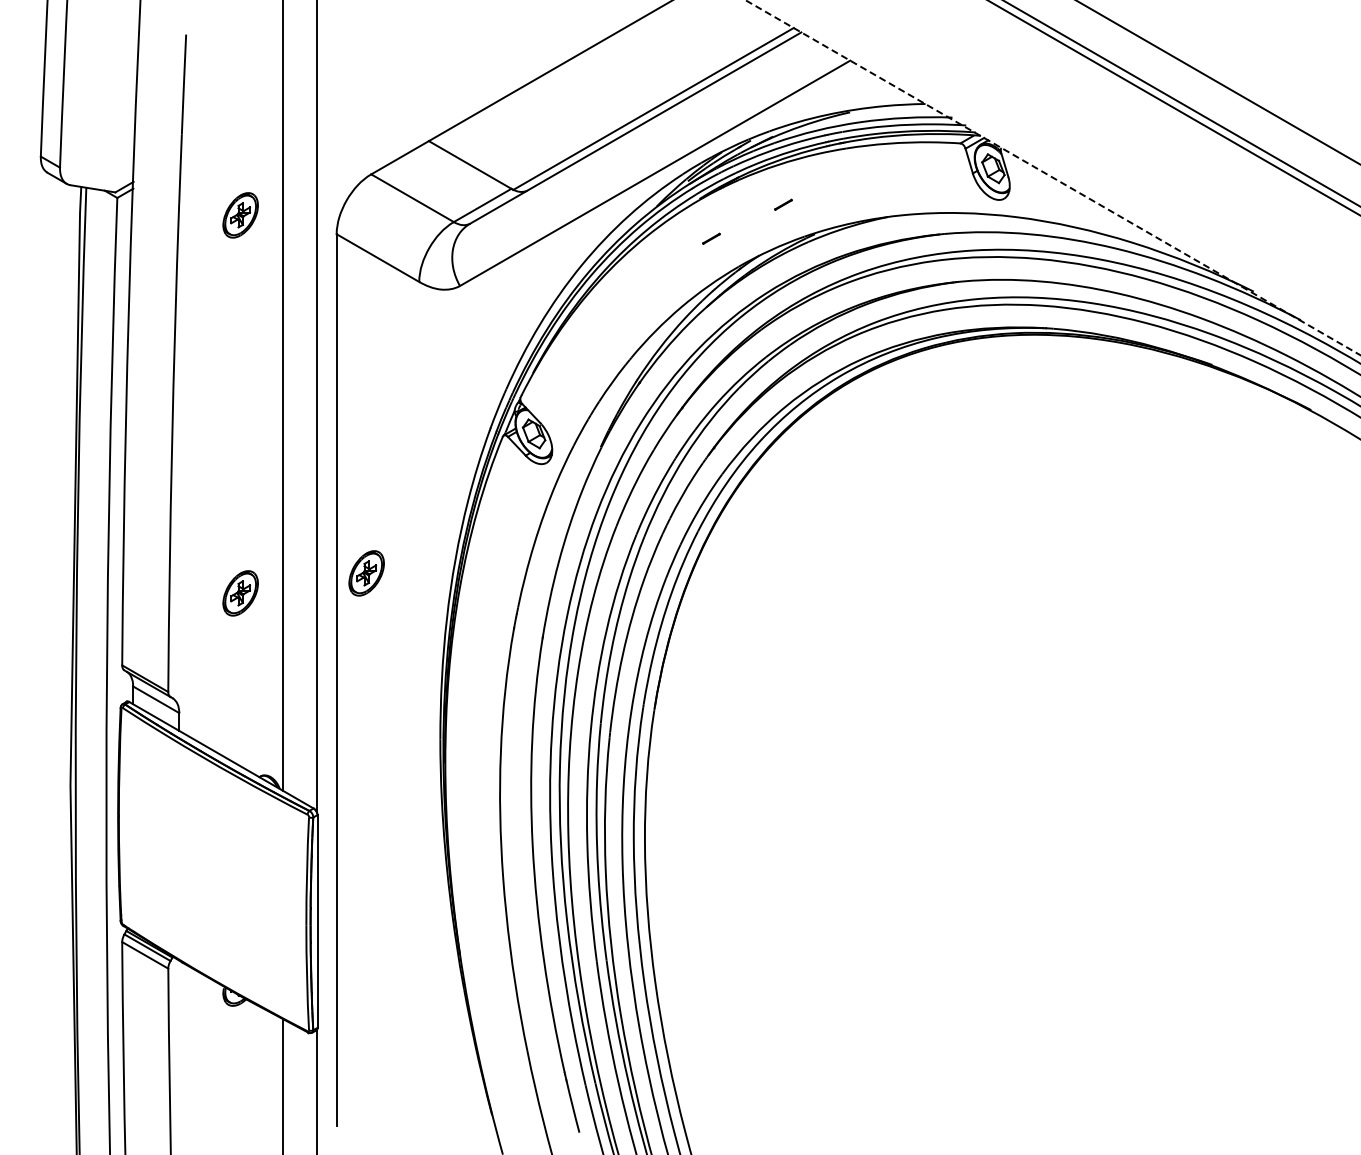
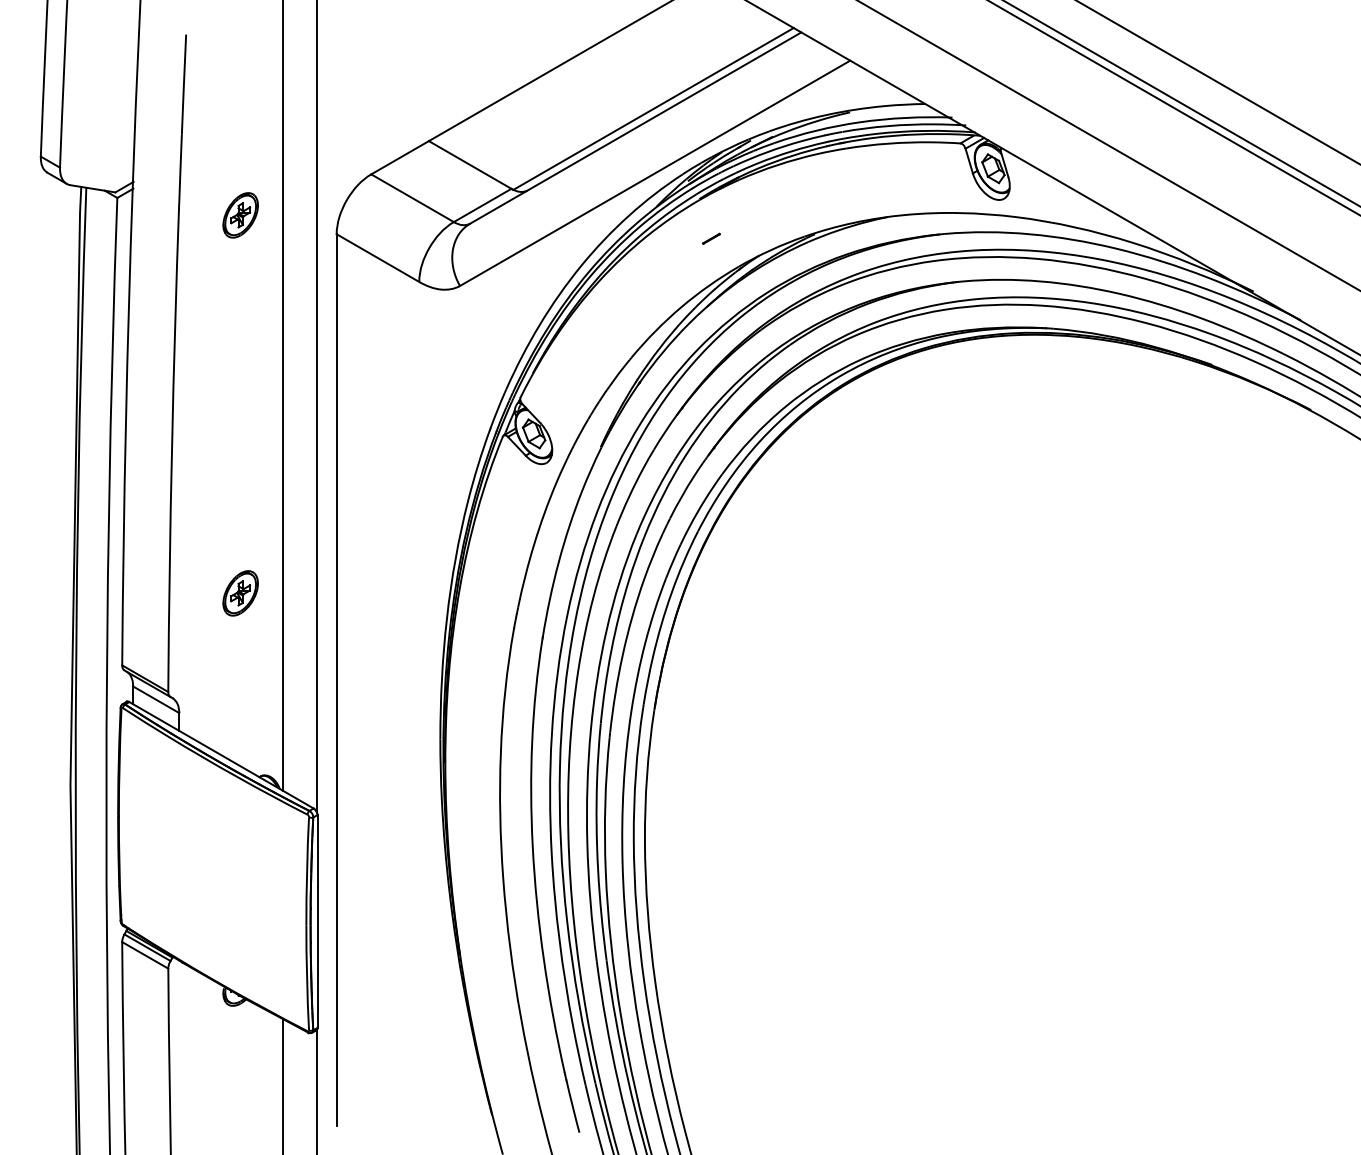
line: none -> present (1108, 145)
line: dashed -> solid (1053, 177)
line: present -> none (783, 204)
part: present -> none (366, 573)
